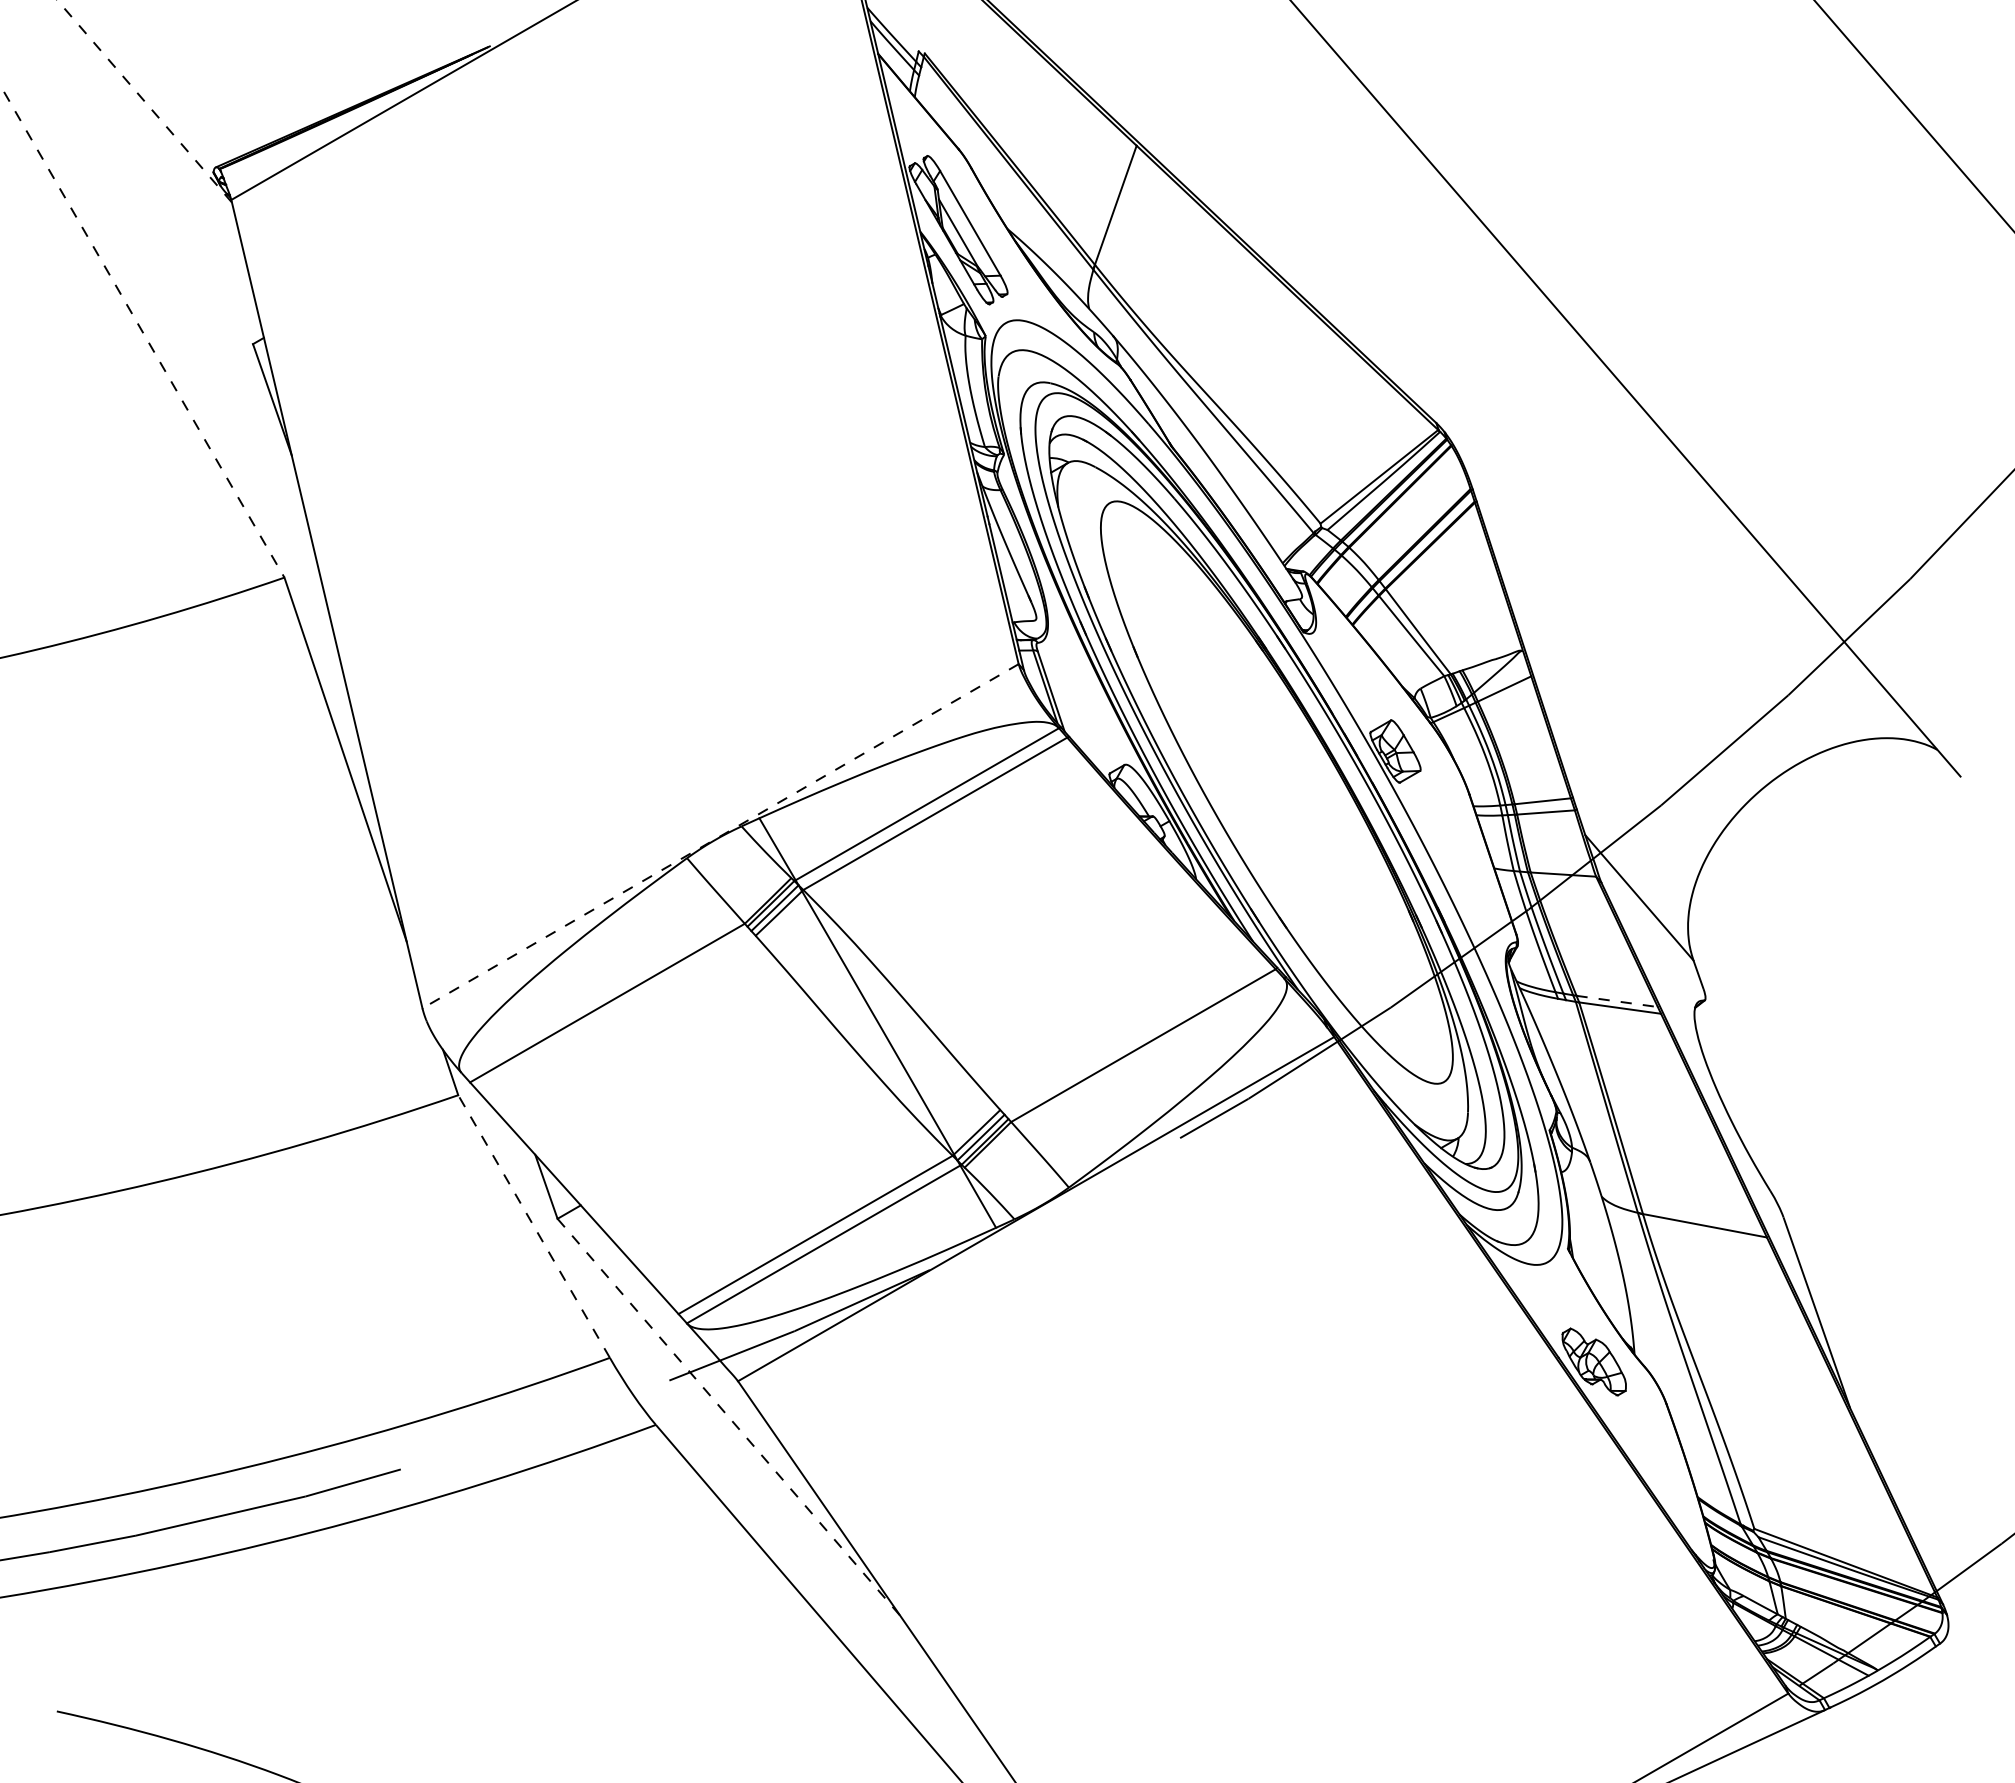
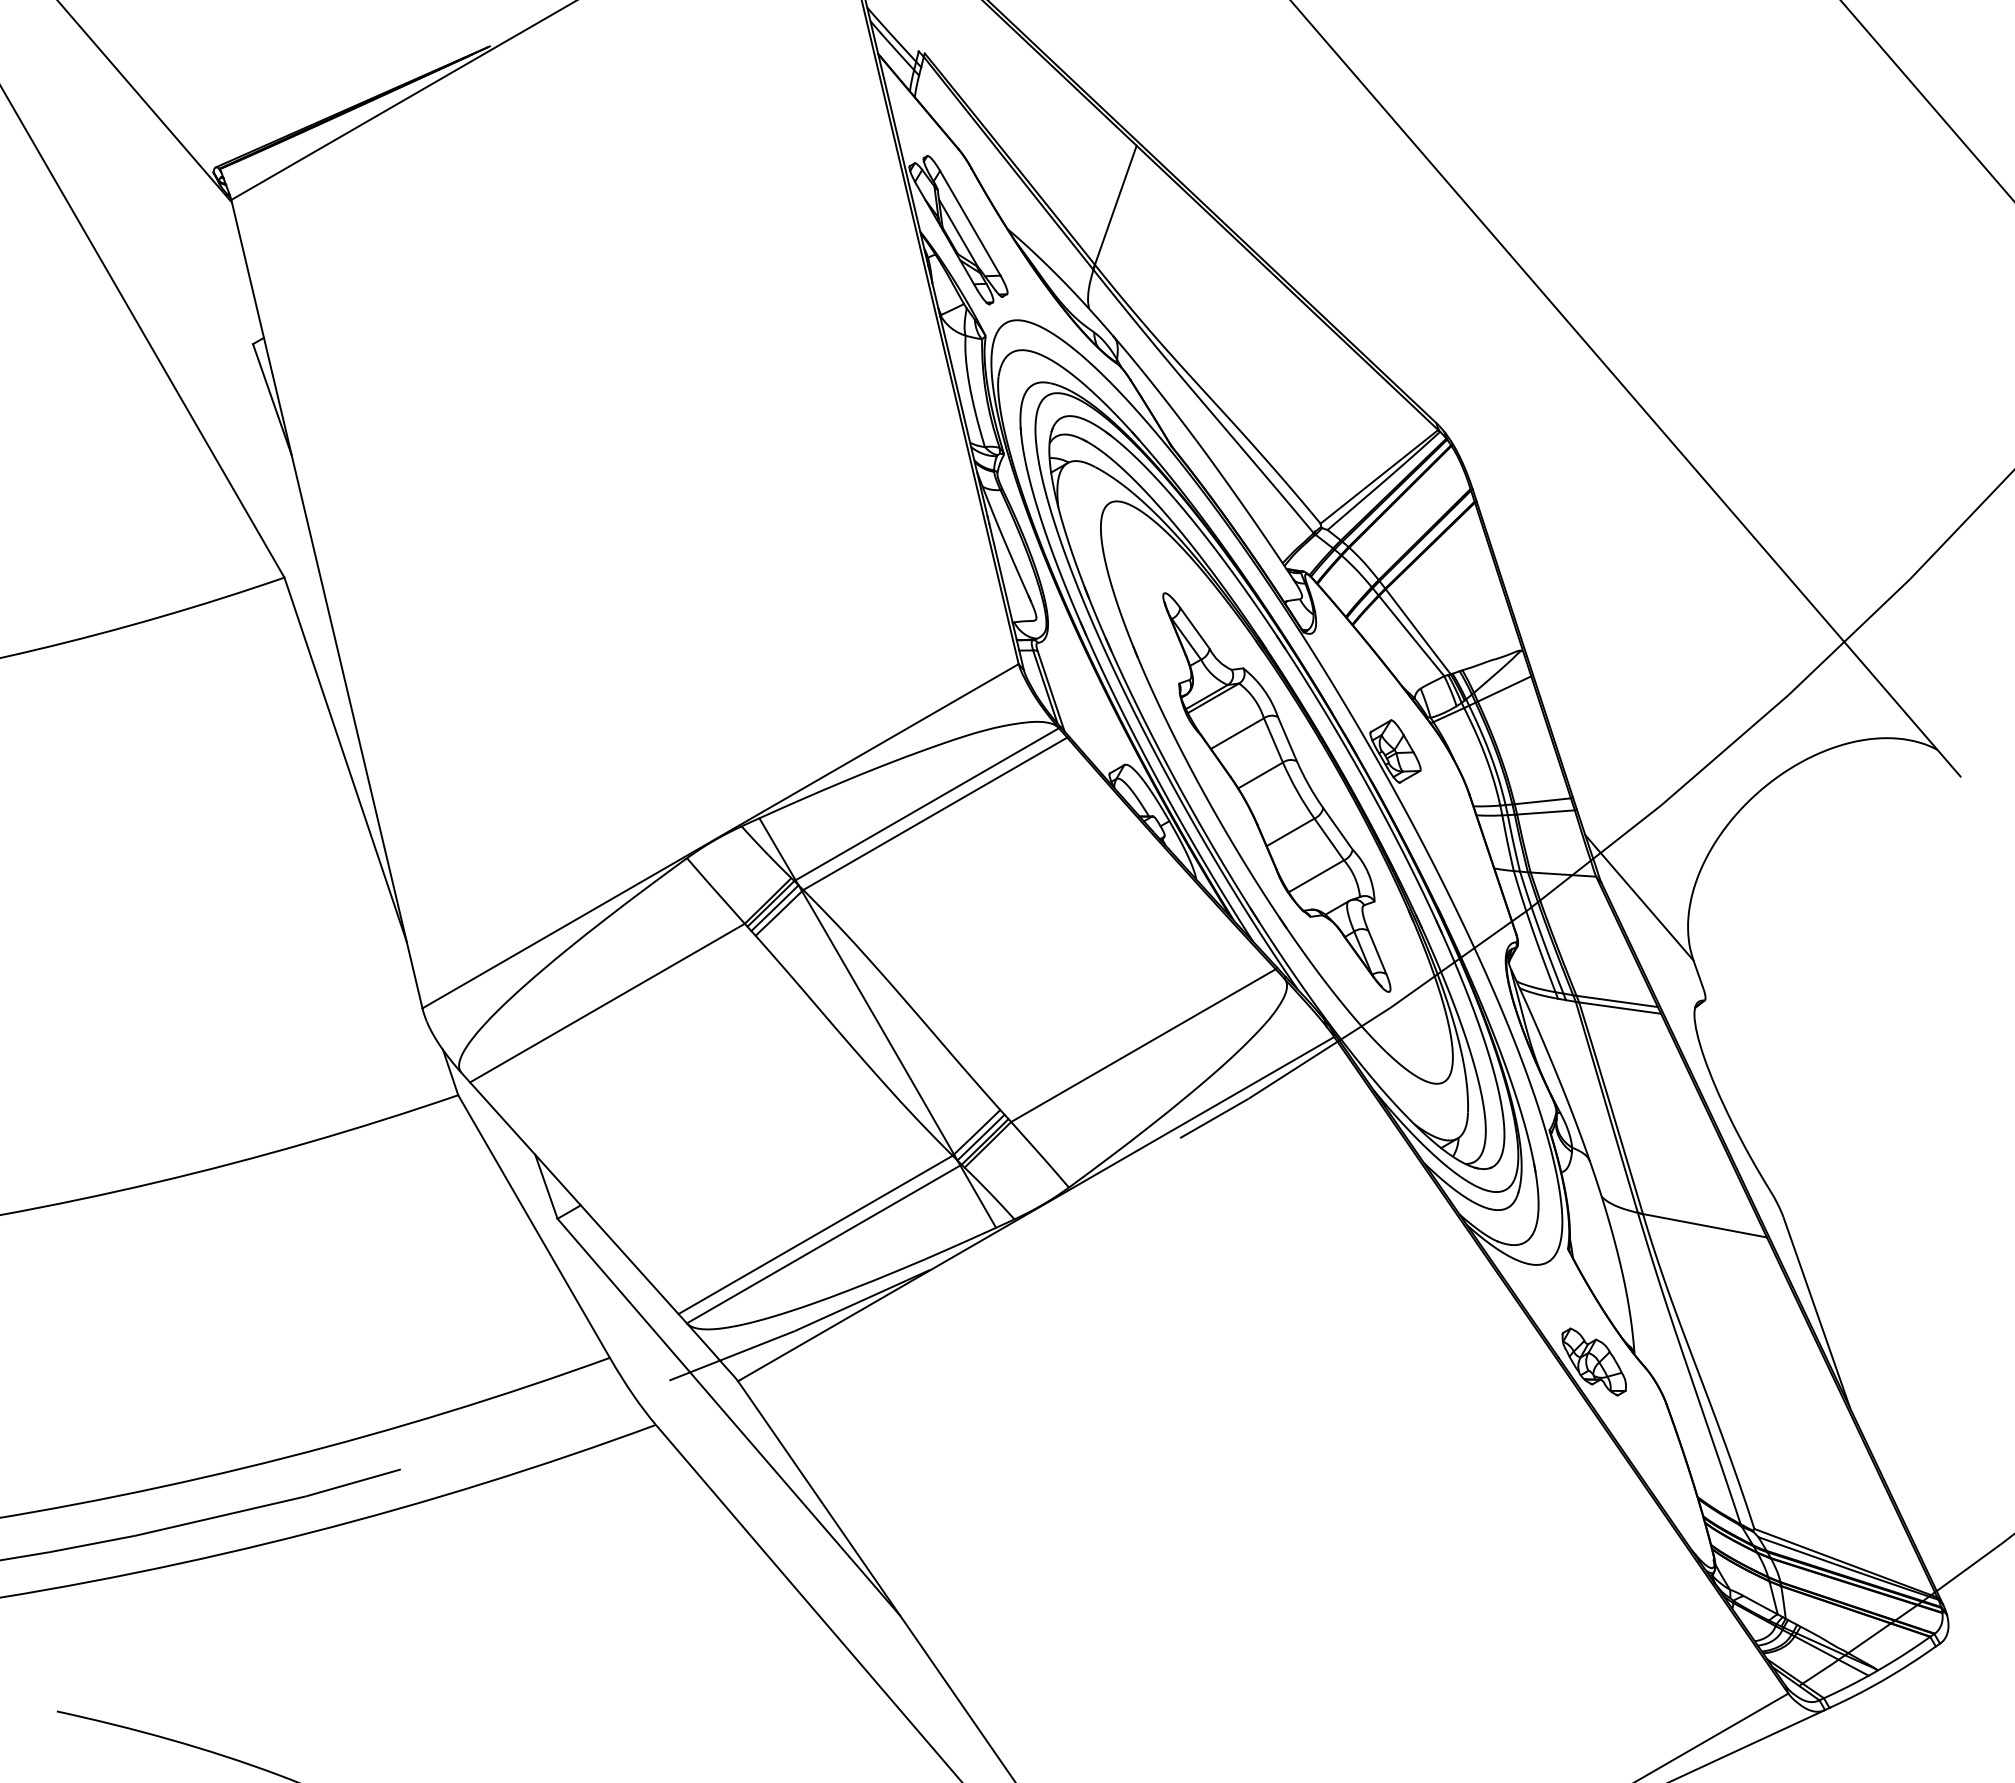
line: dashed -> solid (144, 101)
line position: (1913, 115) -> (1926, 100) (1926, 100)
line: dashed -> solid (142, 331)
part: none -> present (1276, 792)
line: dashed -> solid (720, 836)
line: dashed -> solid (1617, 1001)
line: dashed -> solid (534, 1226)
line: dashed -> solid (729, 1417)
